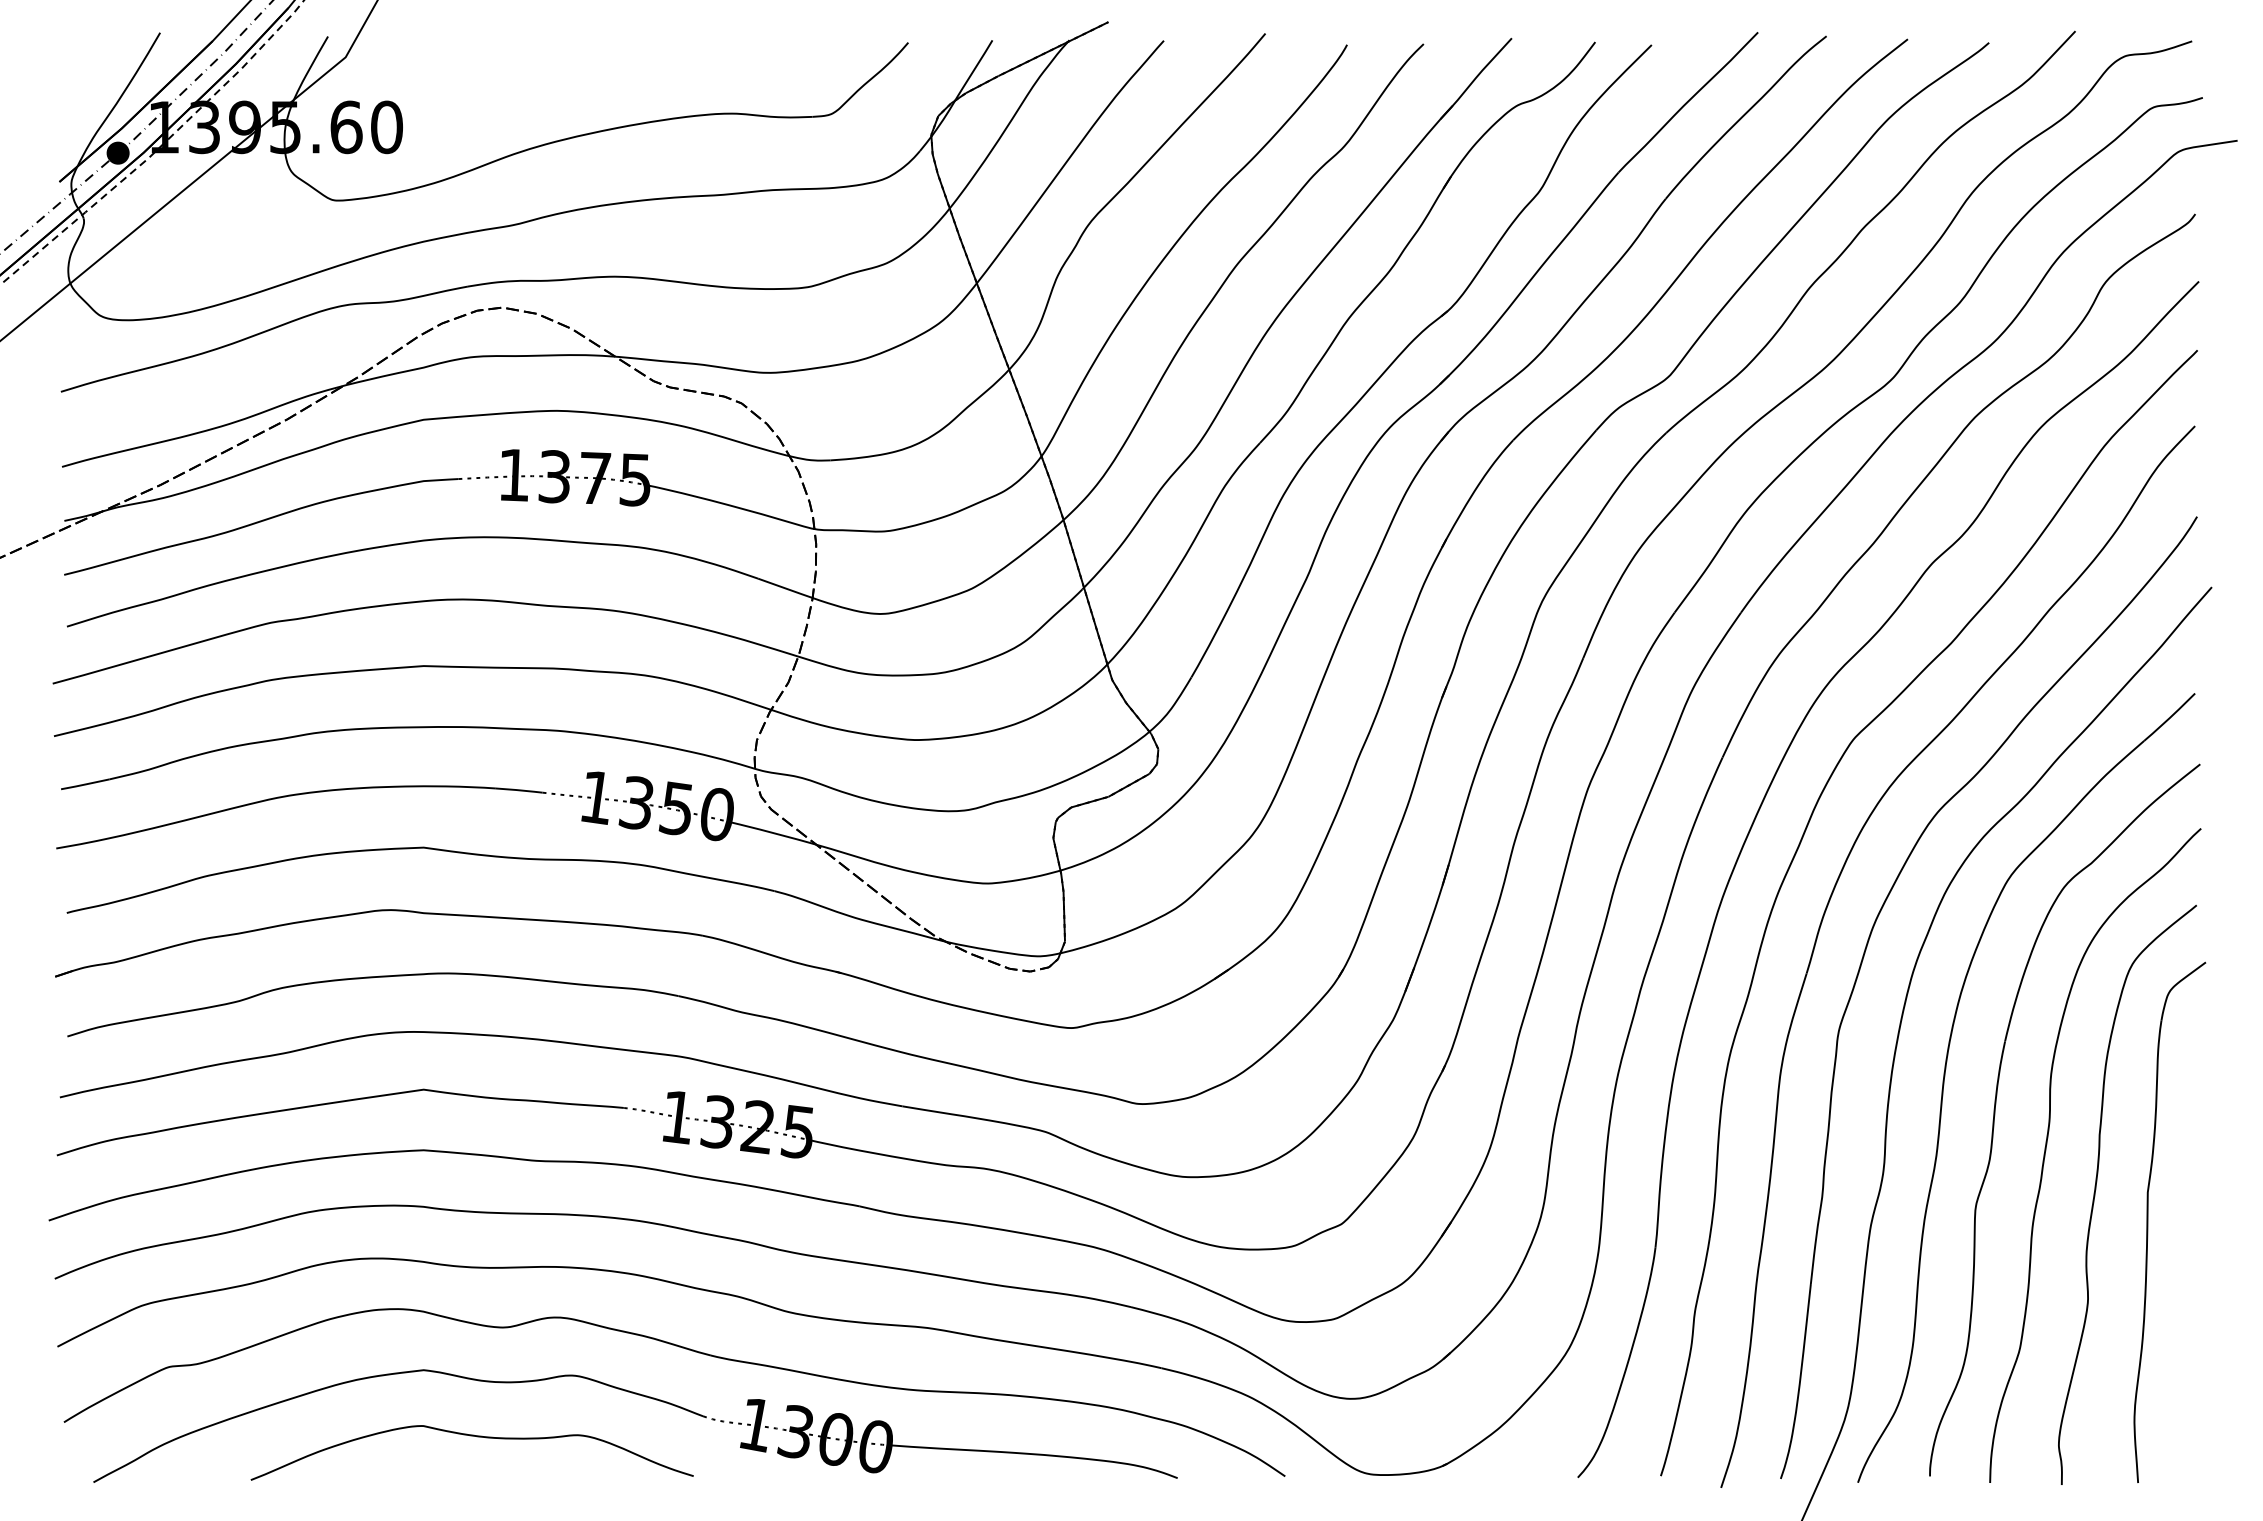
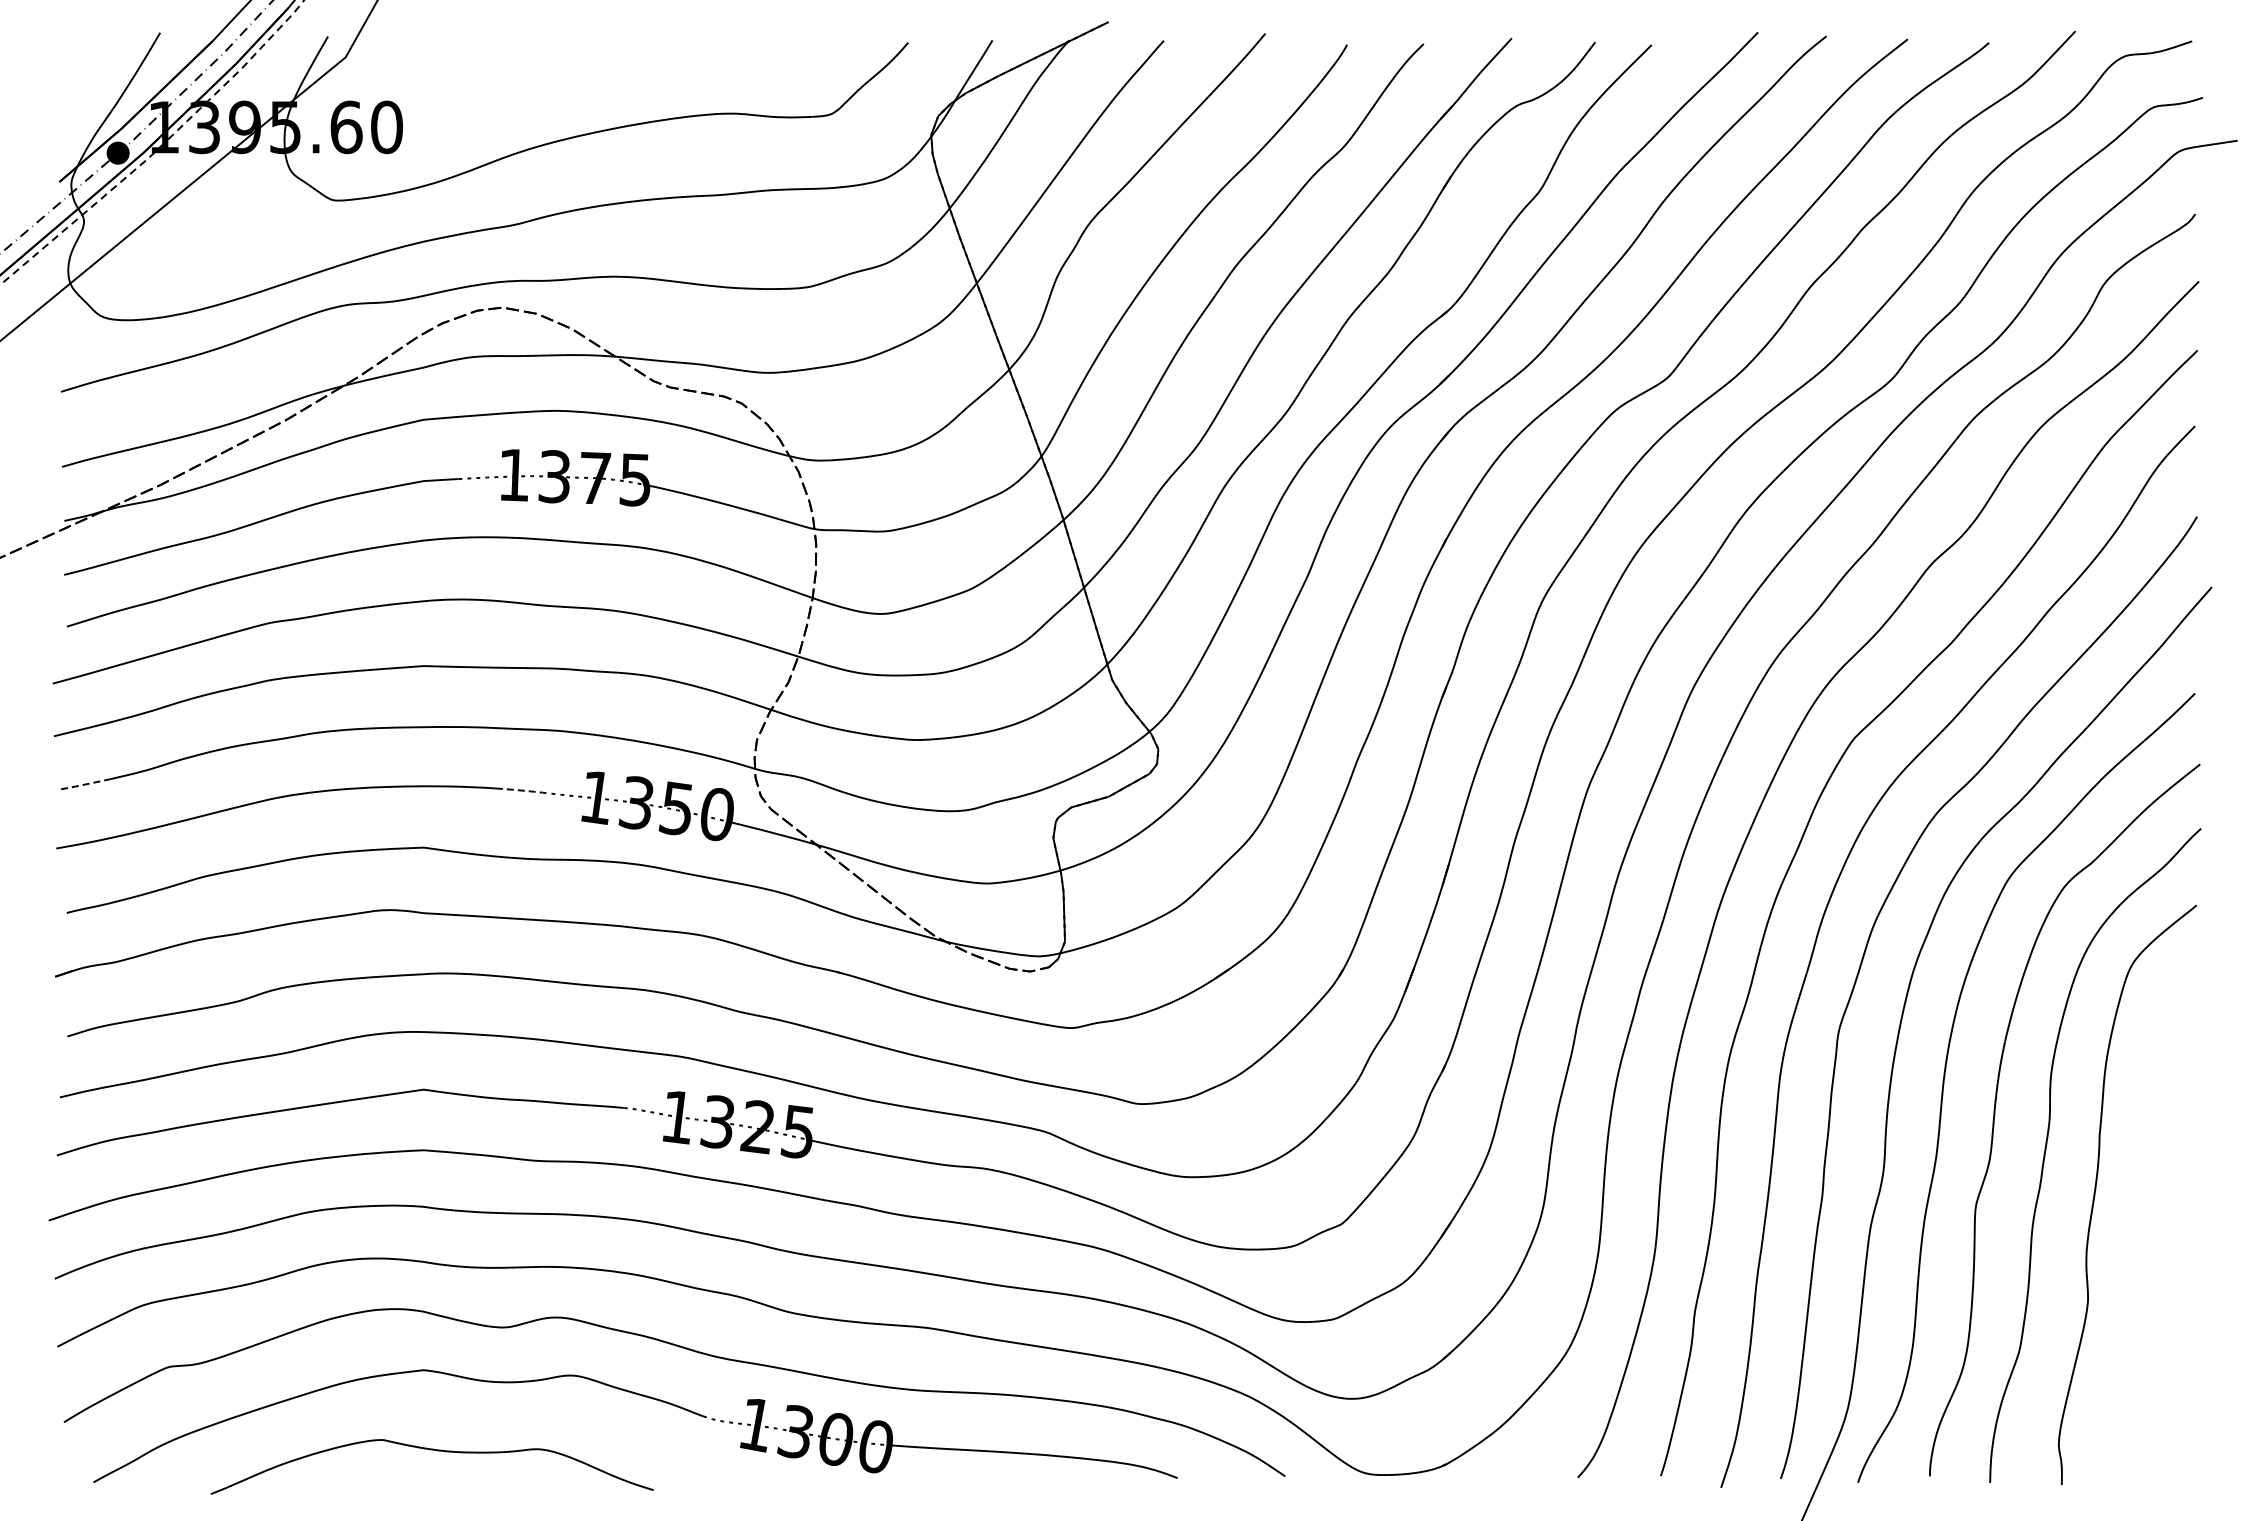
line: solid -> dashed (84, 784)
line: solid -> dashed (520, 790)
part: present -> none (2148, 1221)
curve position: (471, 1436) -> (431, 1450) (431, 1450)
